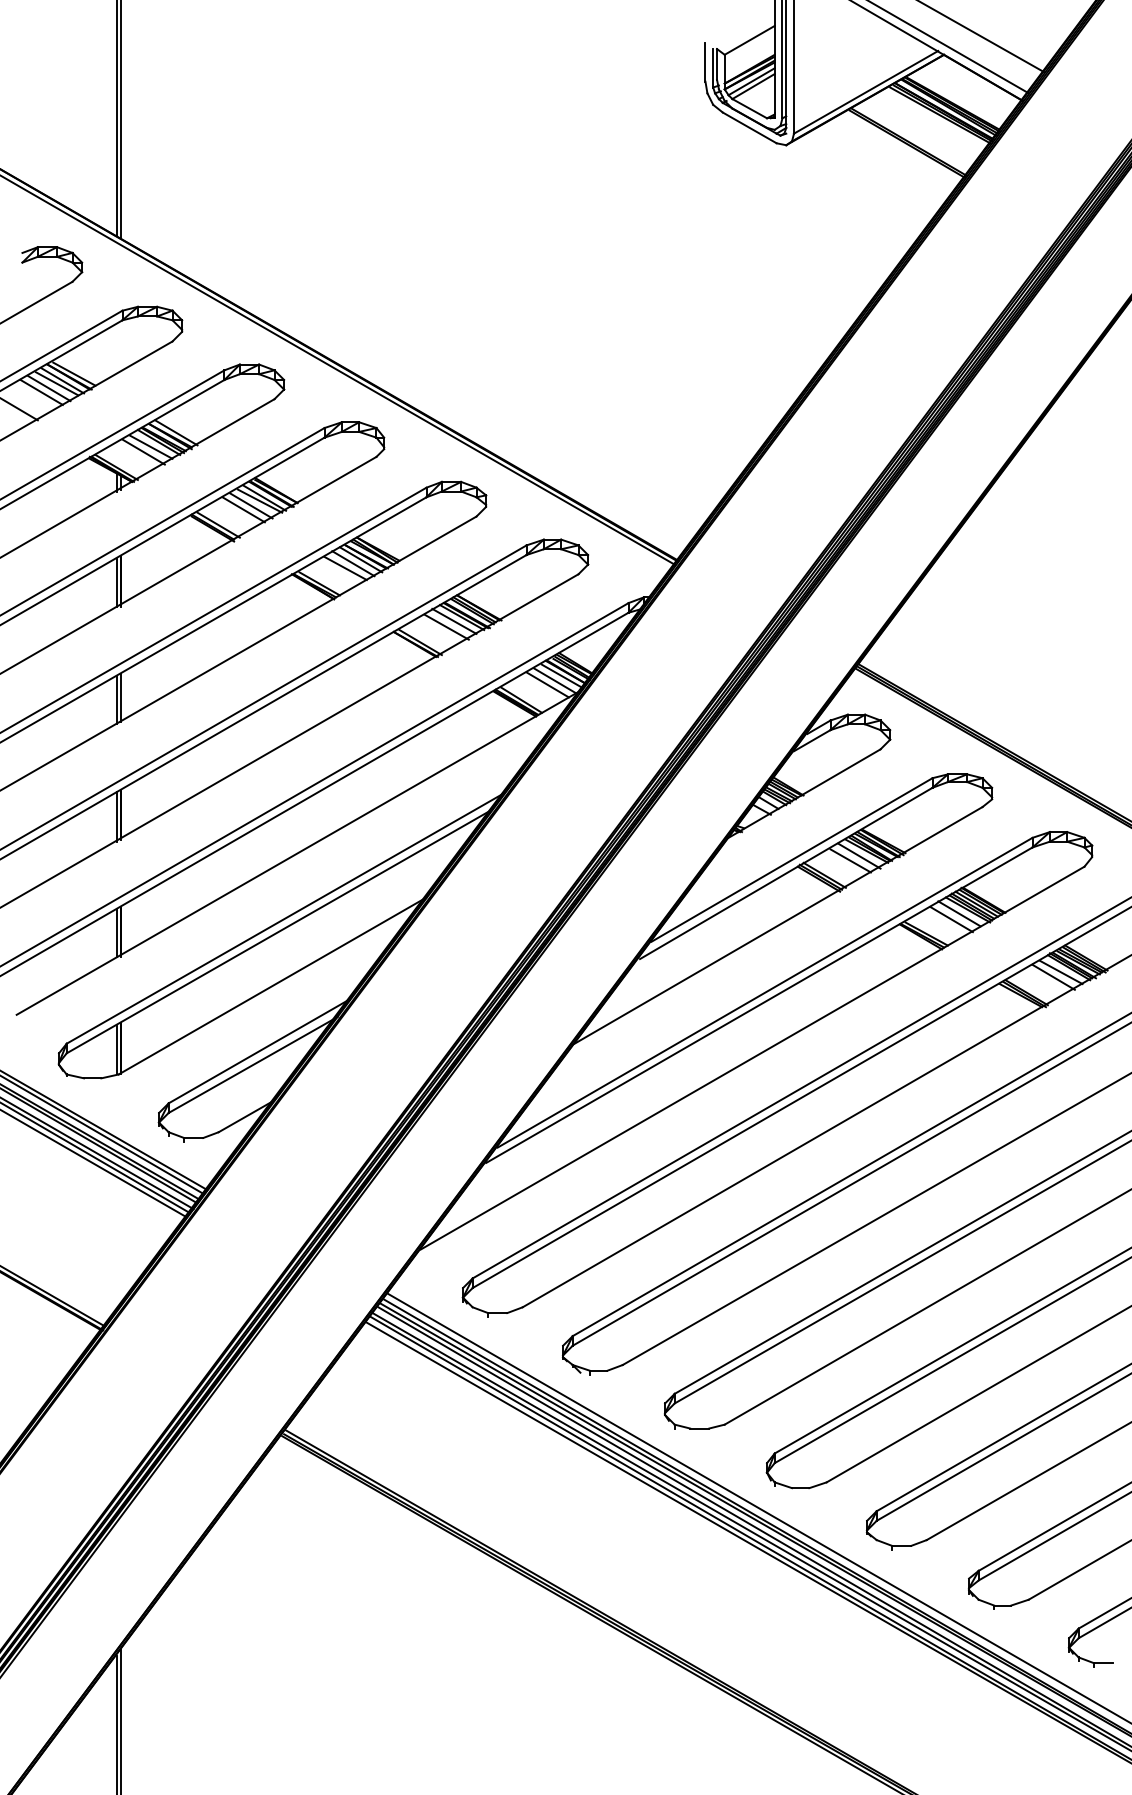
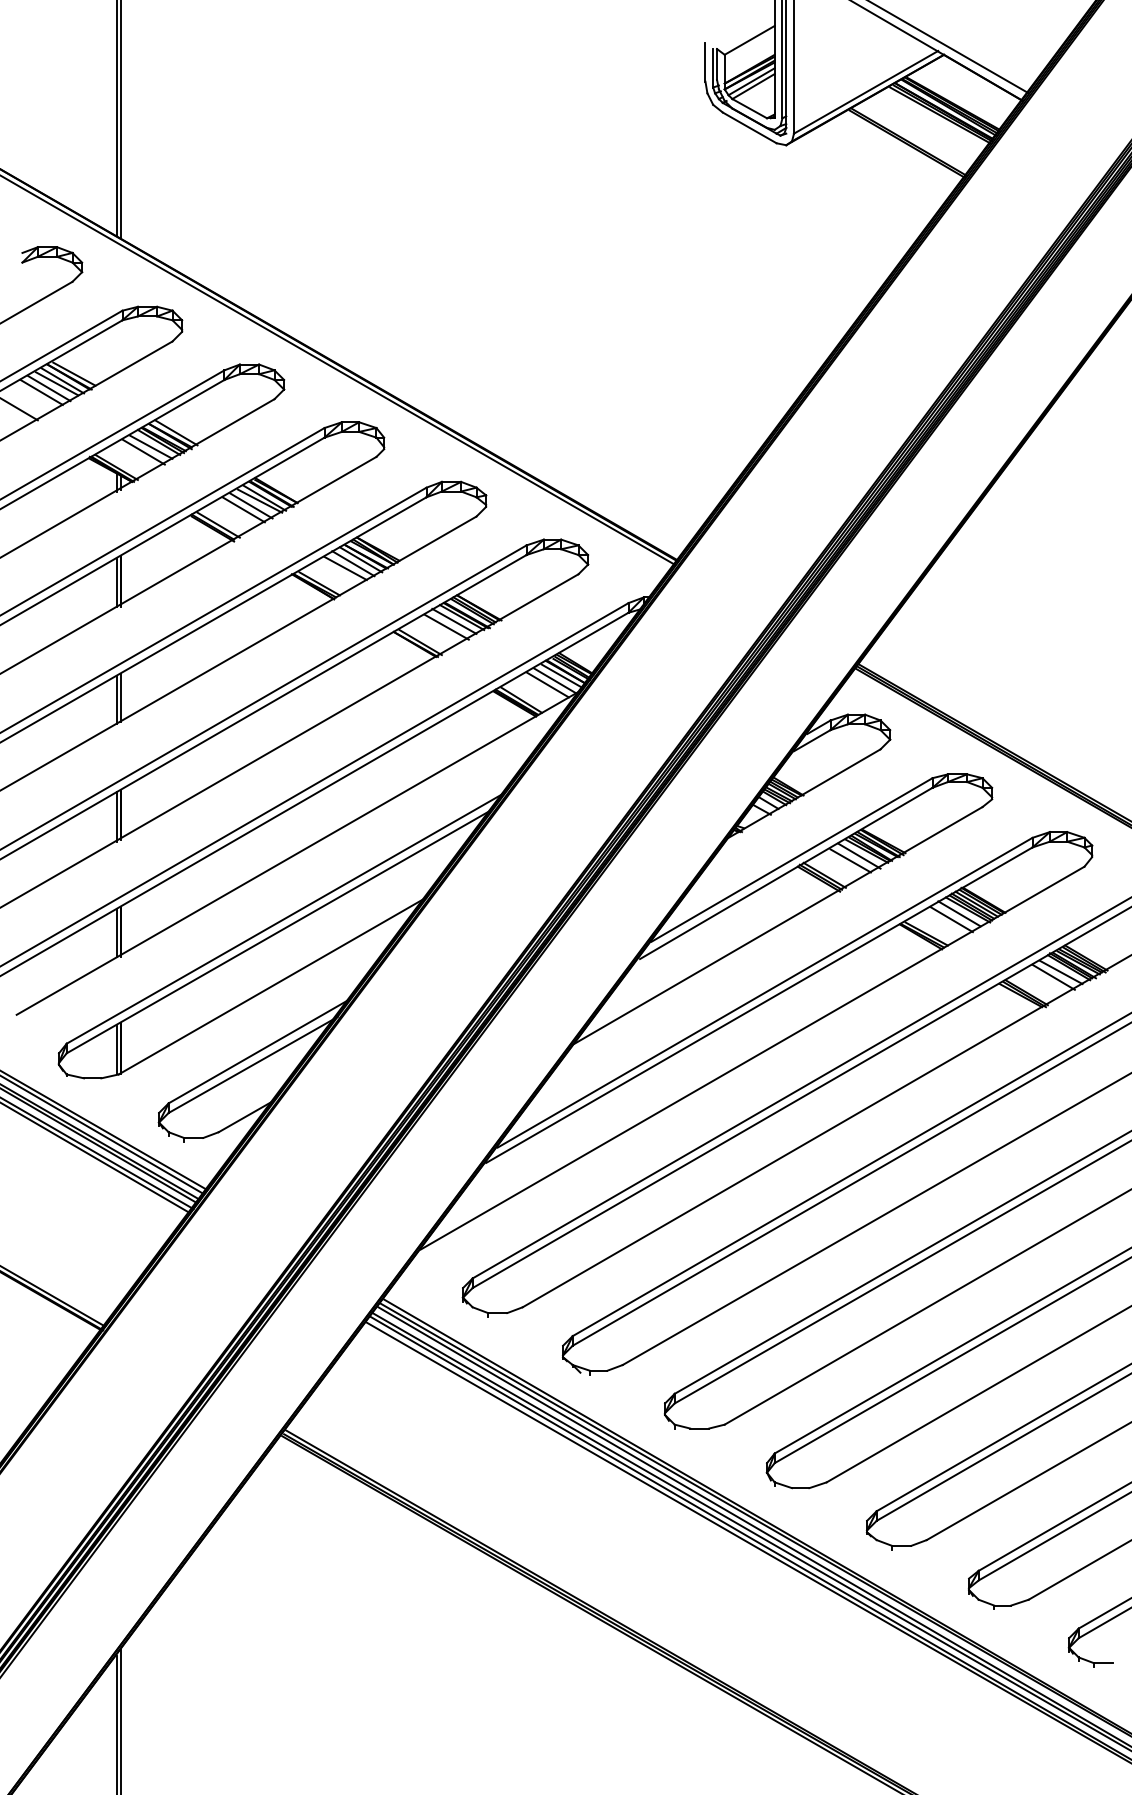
line: present -> none (982, 37)
line: present -> none (94, 1163)
line: present -> none (758, 1507)
